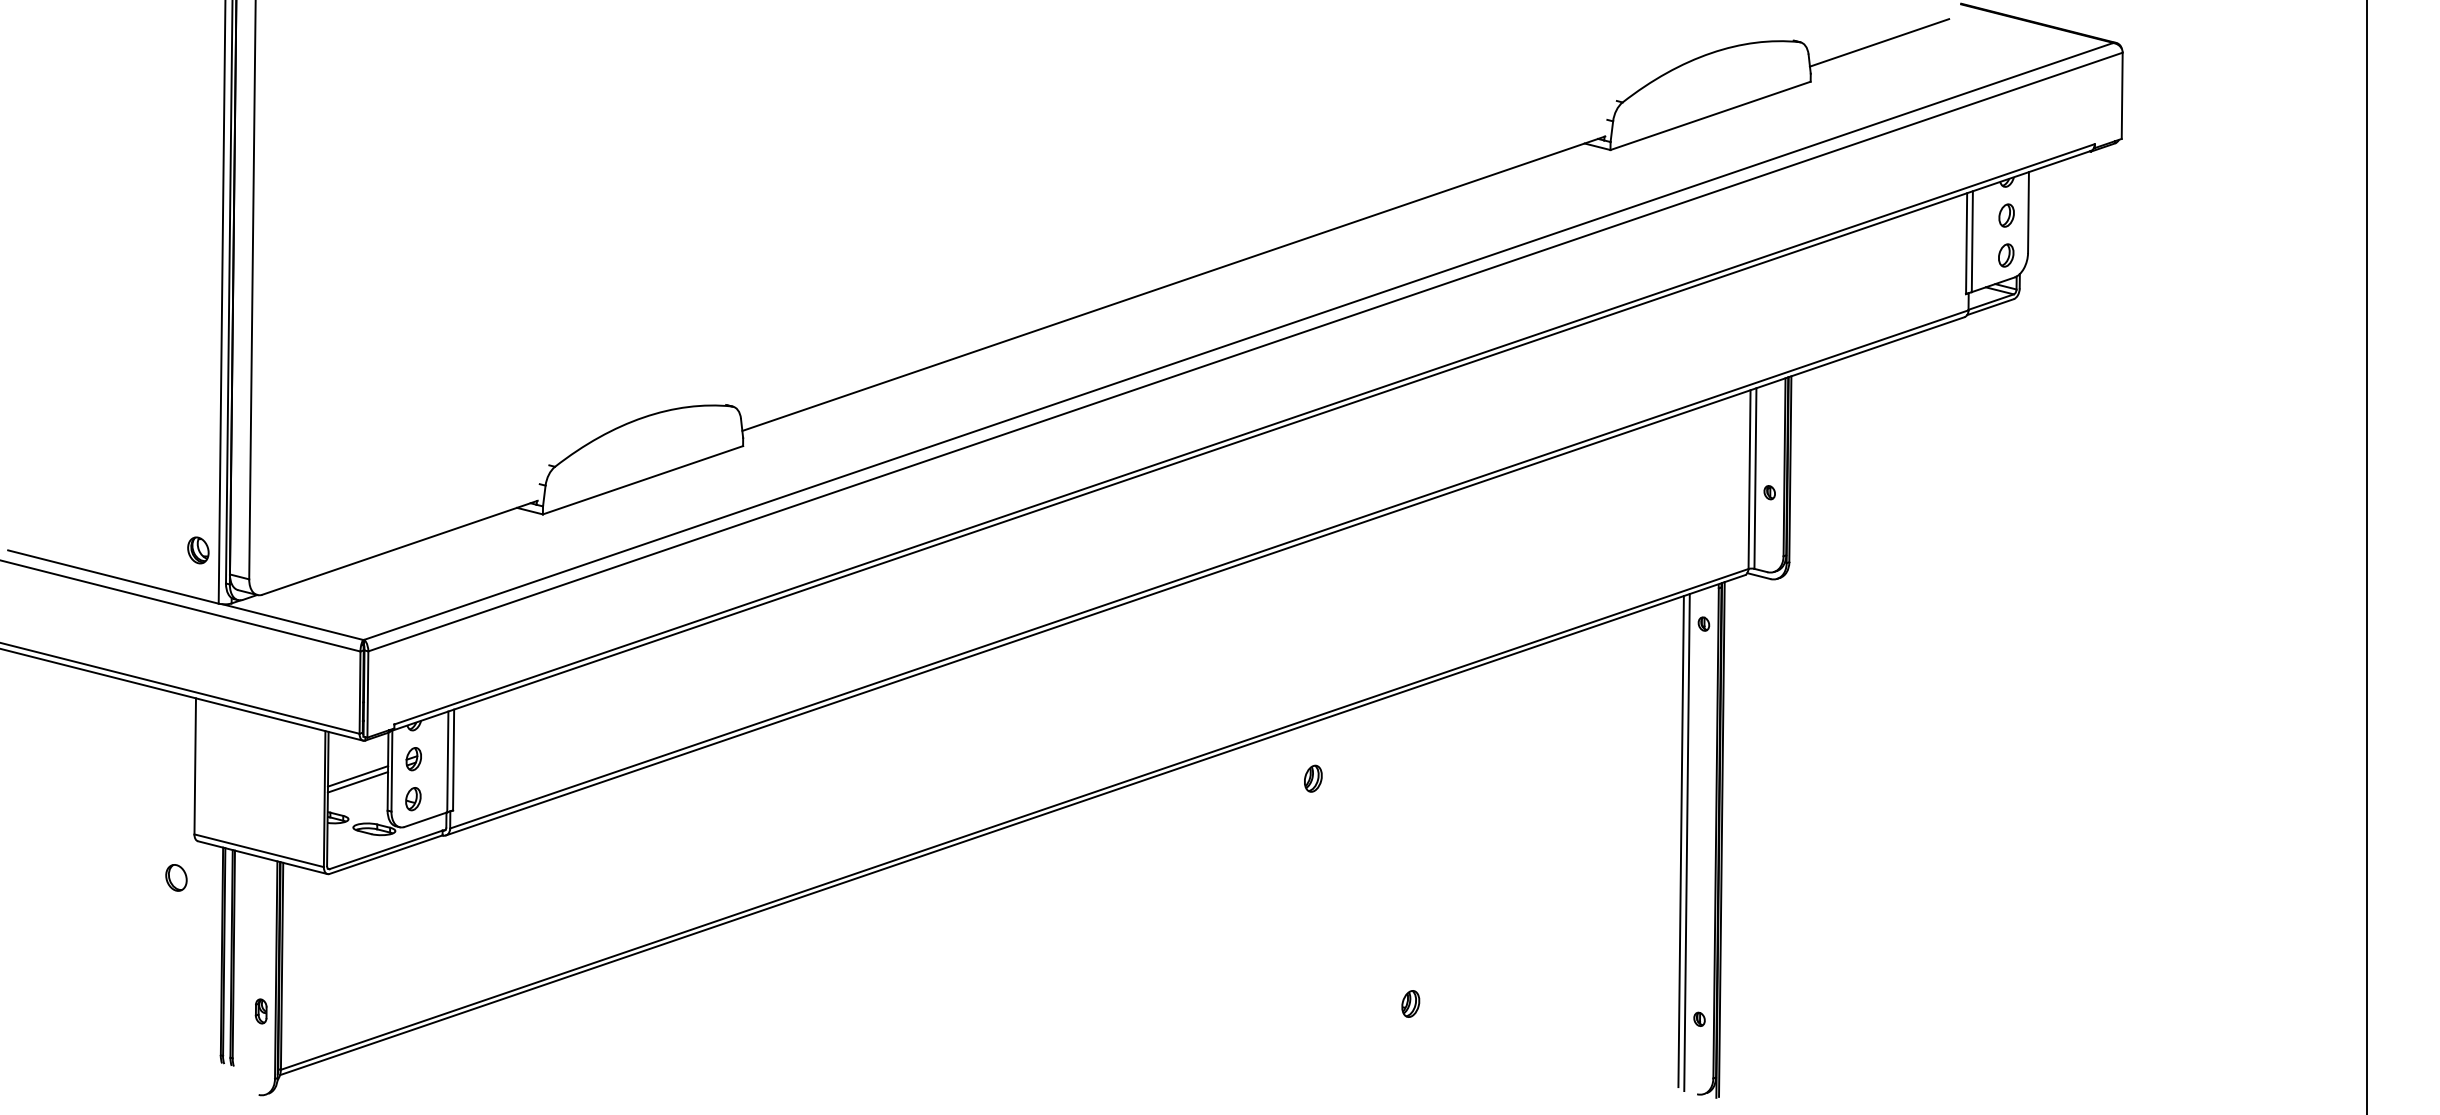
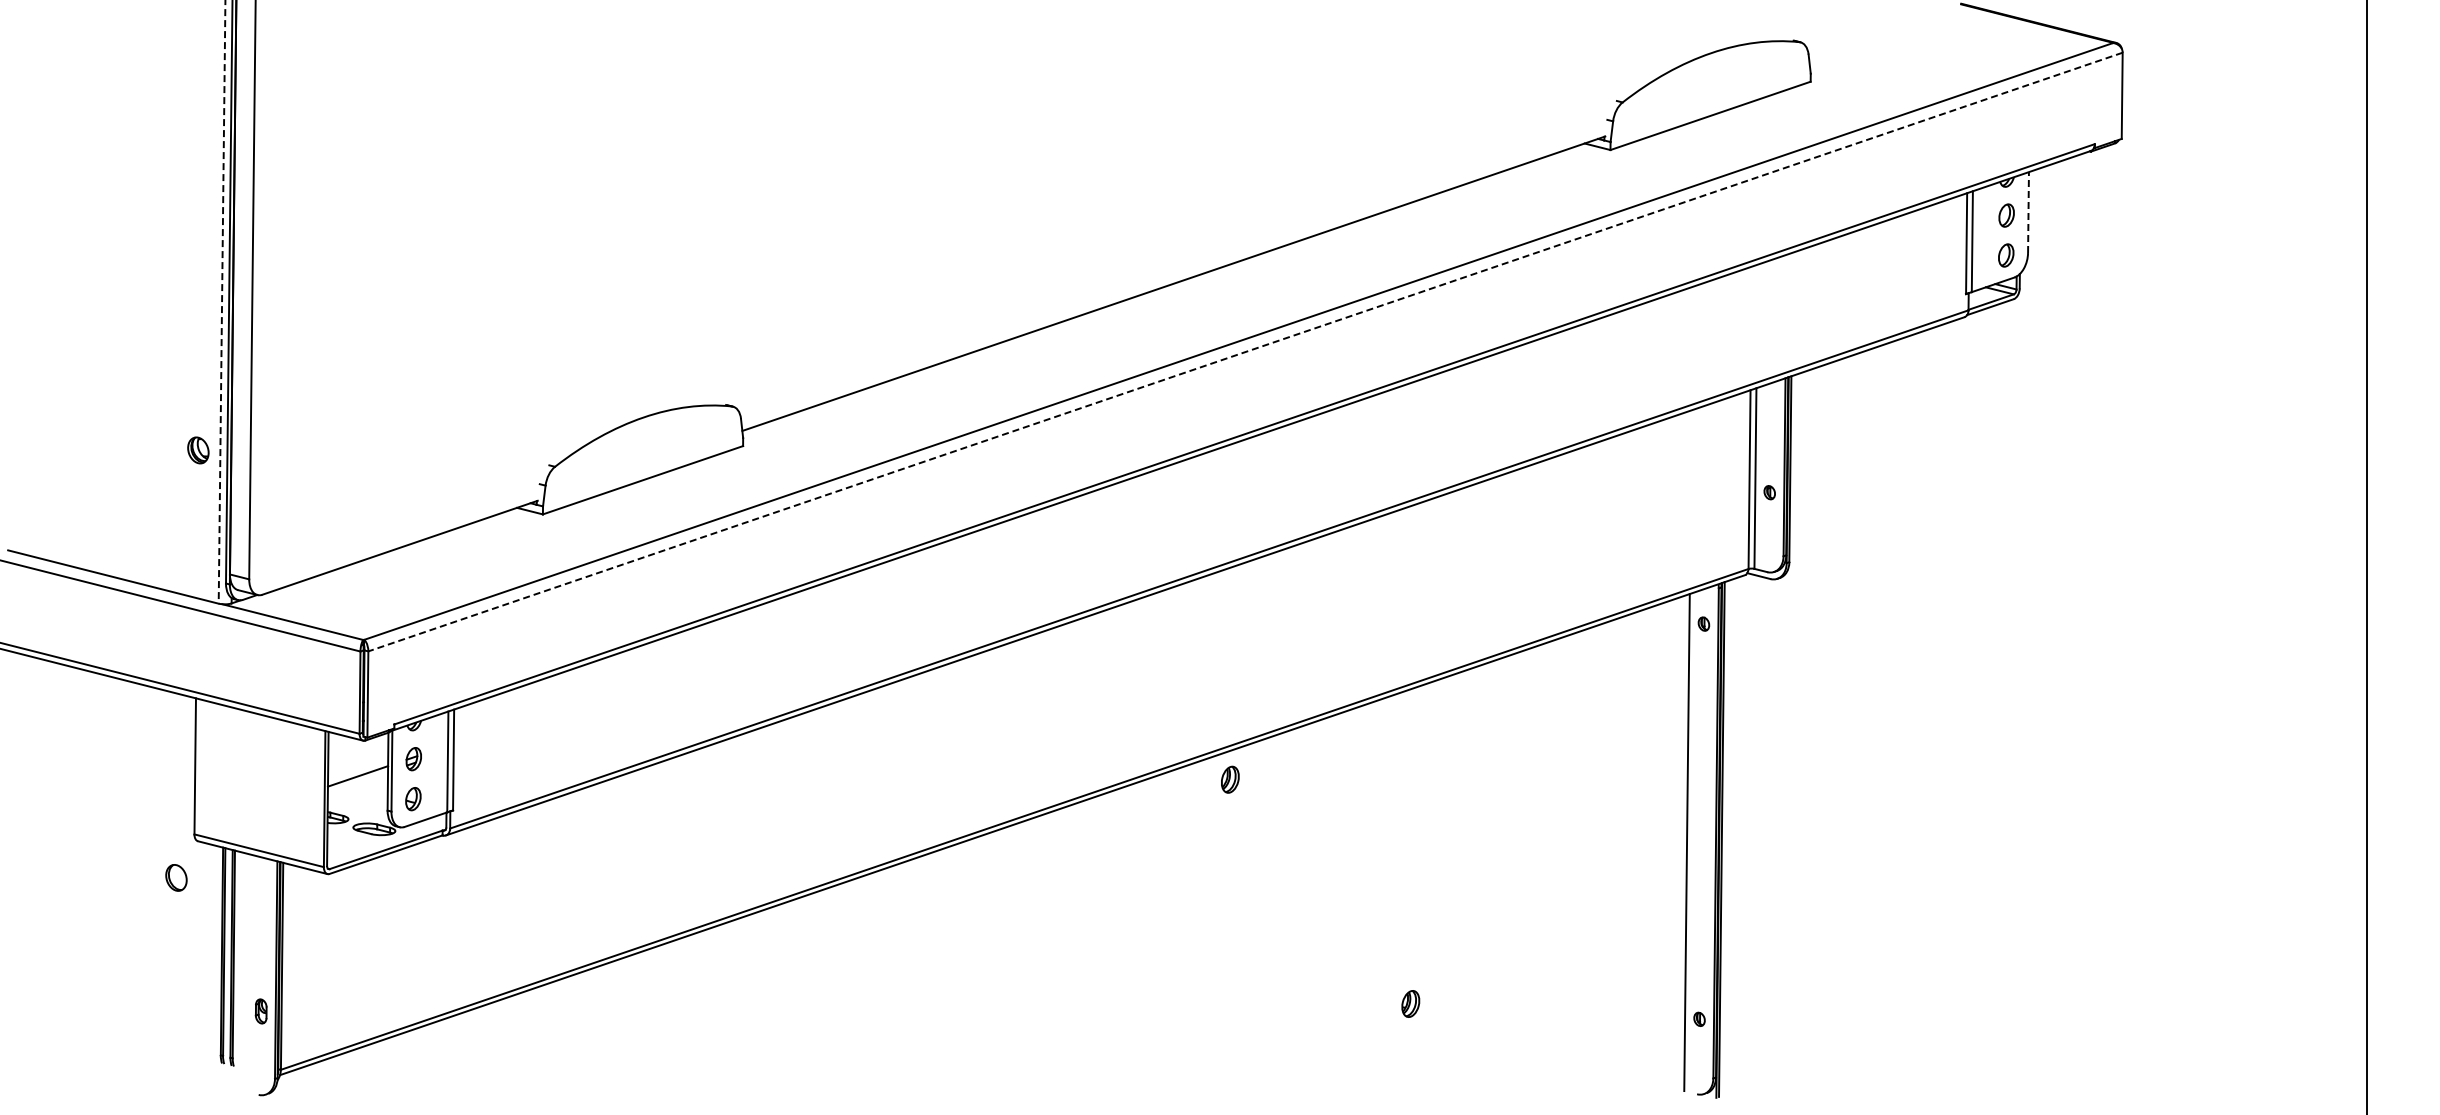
line: present -> none (1879, 42)
line: solid -> dashed (2028, 212)
line: solid -> dashed (222, 302)
line: solid -> dashed (1245, 352)
part position: (198, 550) -> (198, 450) (198, 450)
part position: (1313, 778) -> (1230, 779) (1230, 779)
line: present -> none (357, 782)
line: present -> none (1680, 841)
